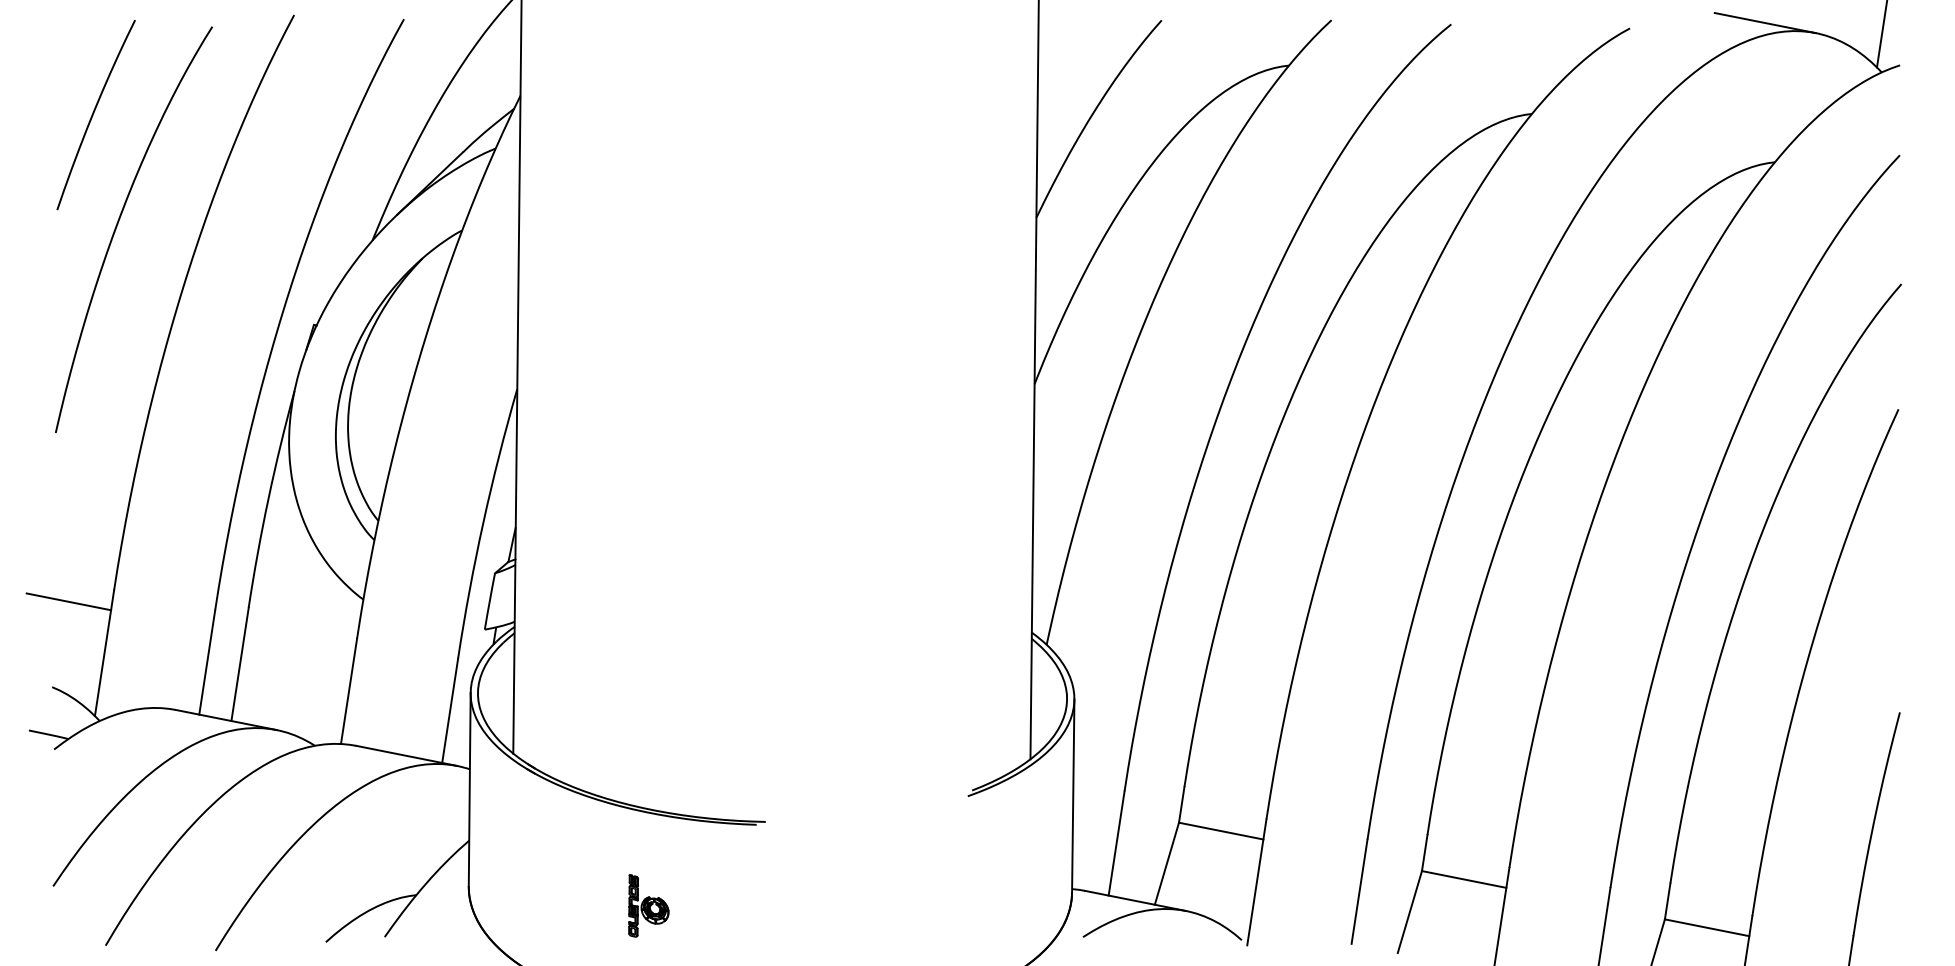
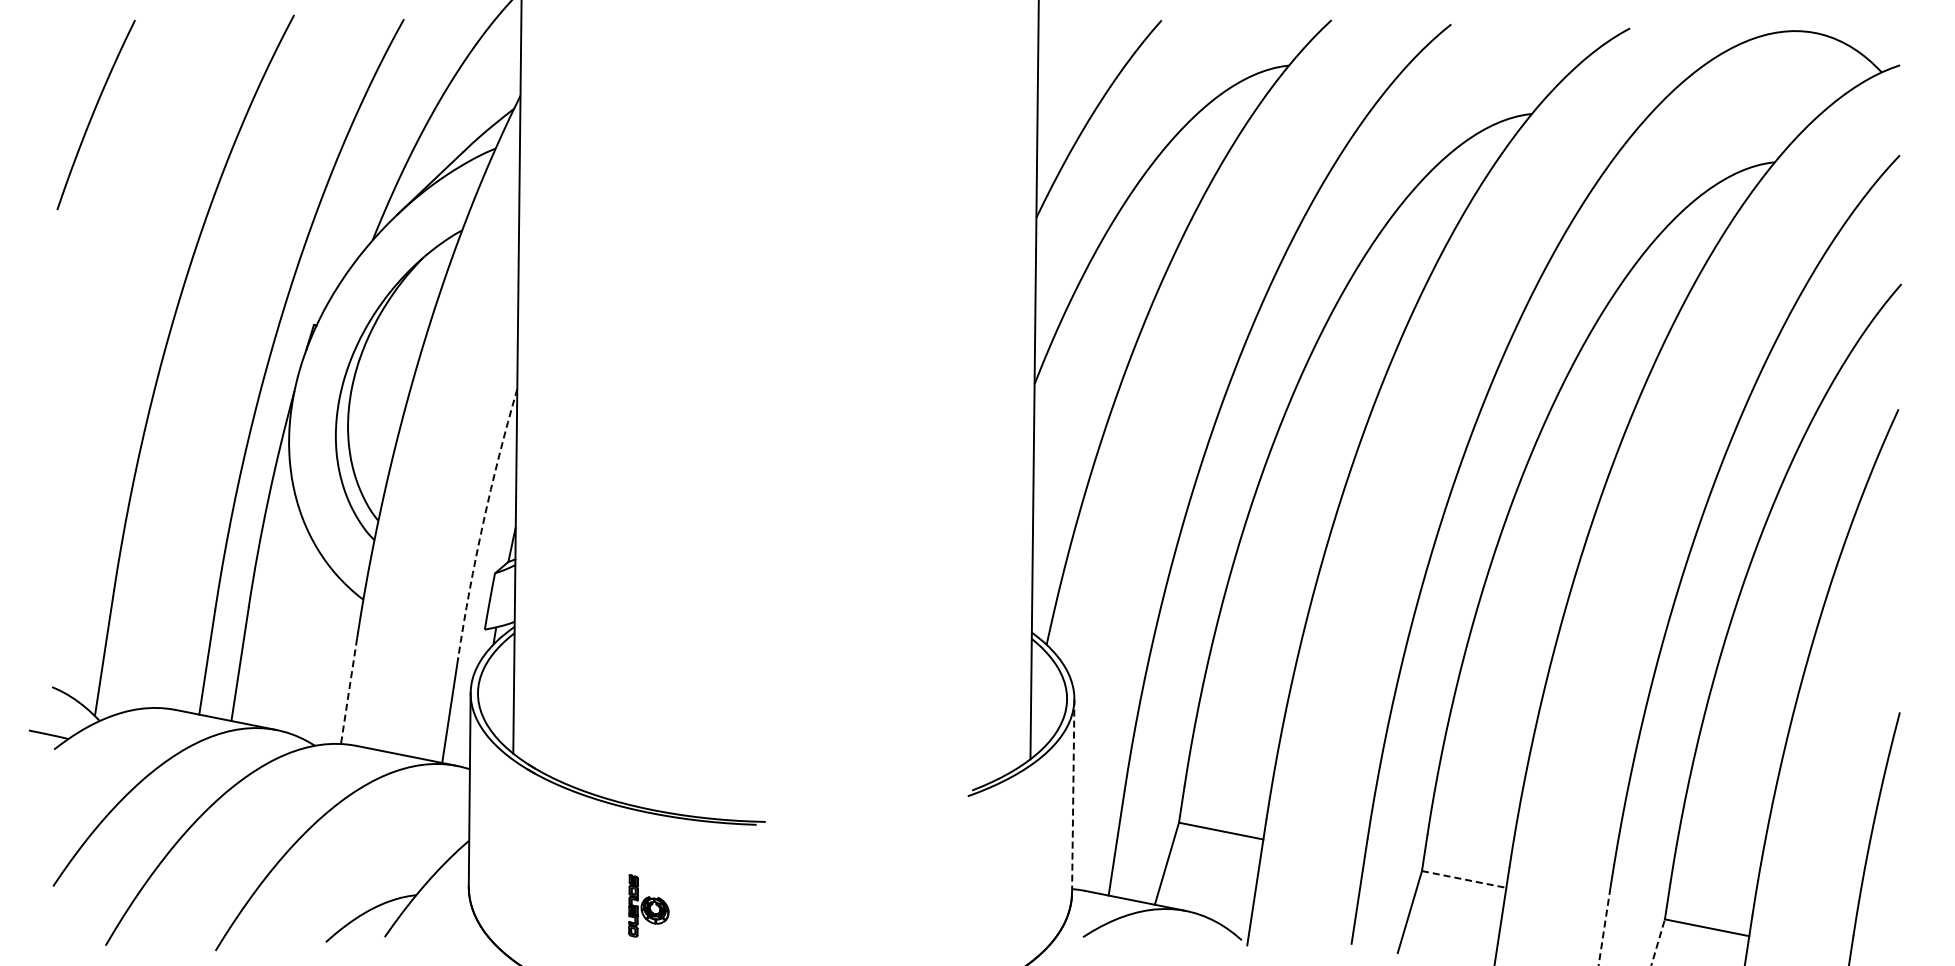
line: present -> none (1764, 23)
line: present -> none (1881, 34)
curve: present -> none (118, 224)
arc: solid -> dashed (483, 522)
line: present -> none (68, 601)
line: solid -> dashed (348, 691)
line: solid -> dashed (1073, 795)
line: solid -> dashed (1464, 879)
line: solid -> dashed (1604, 927)
line: solid -> dashed (1658, 942)
